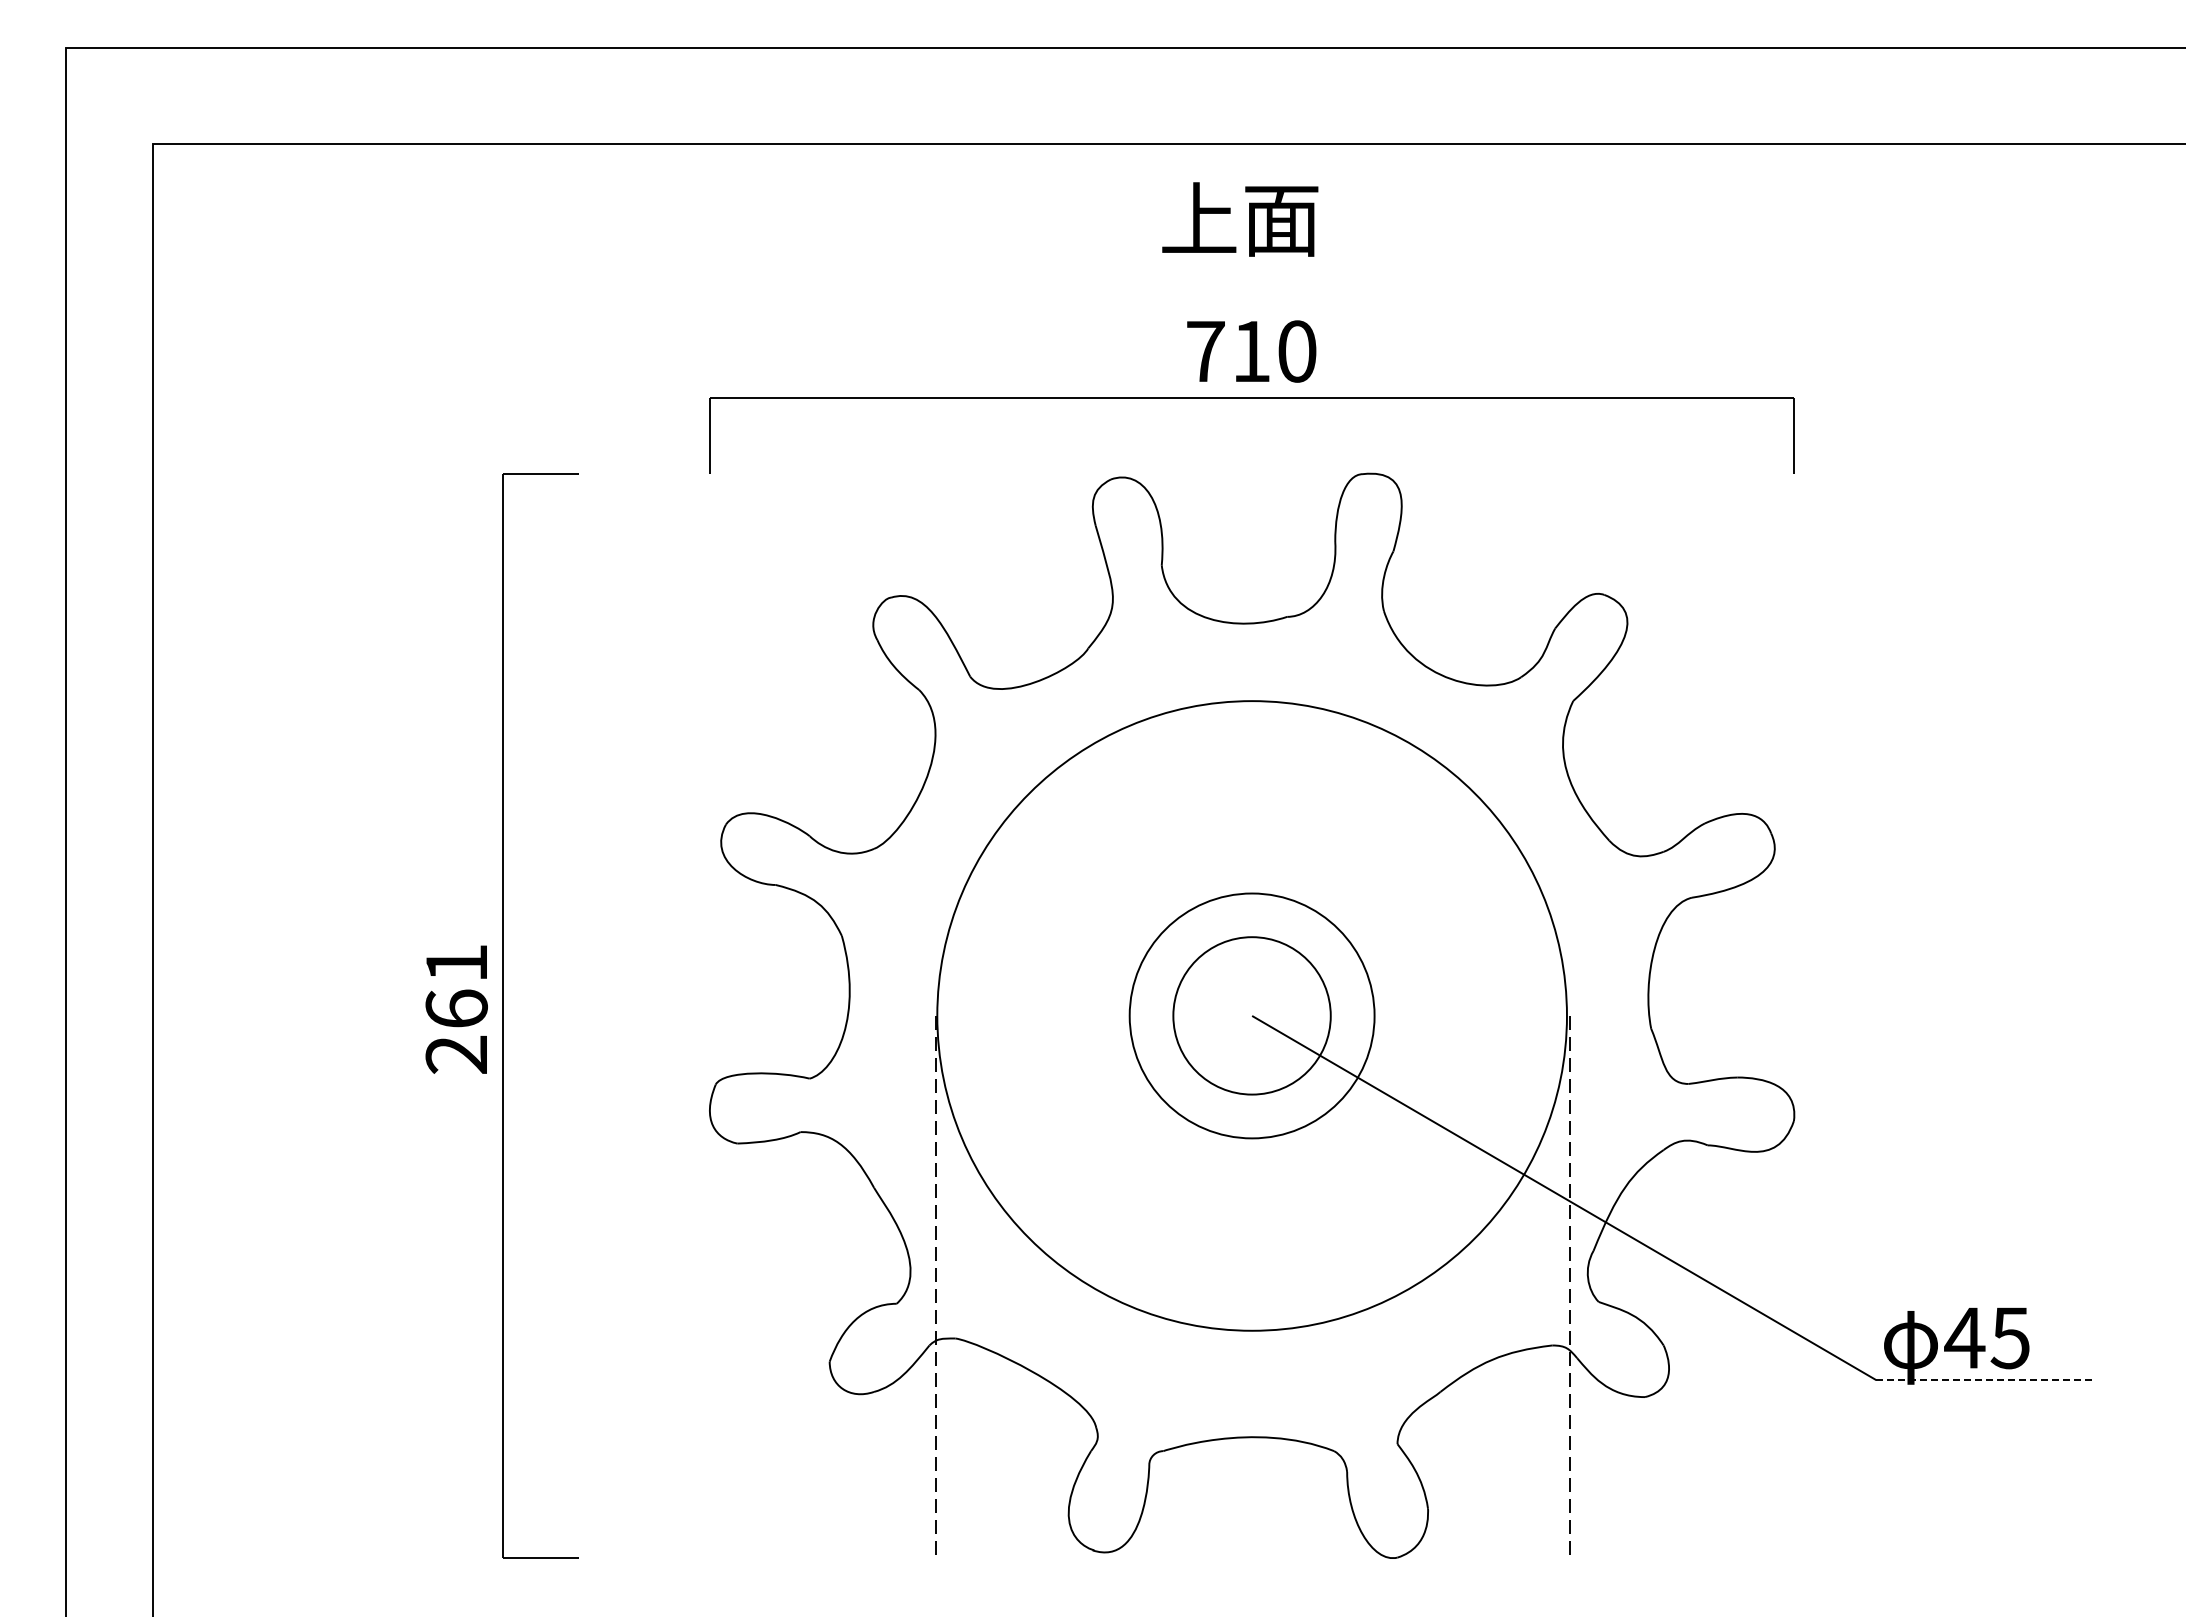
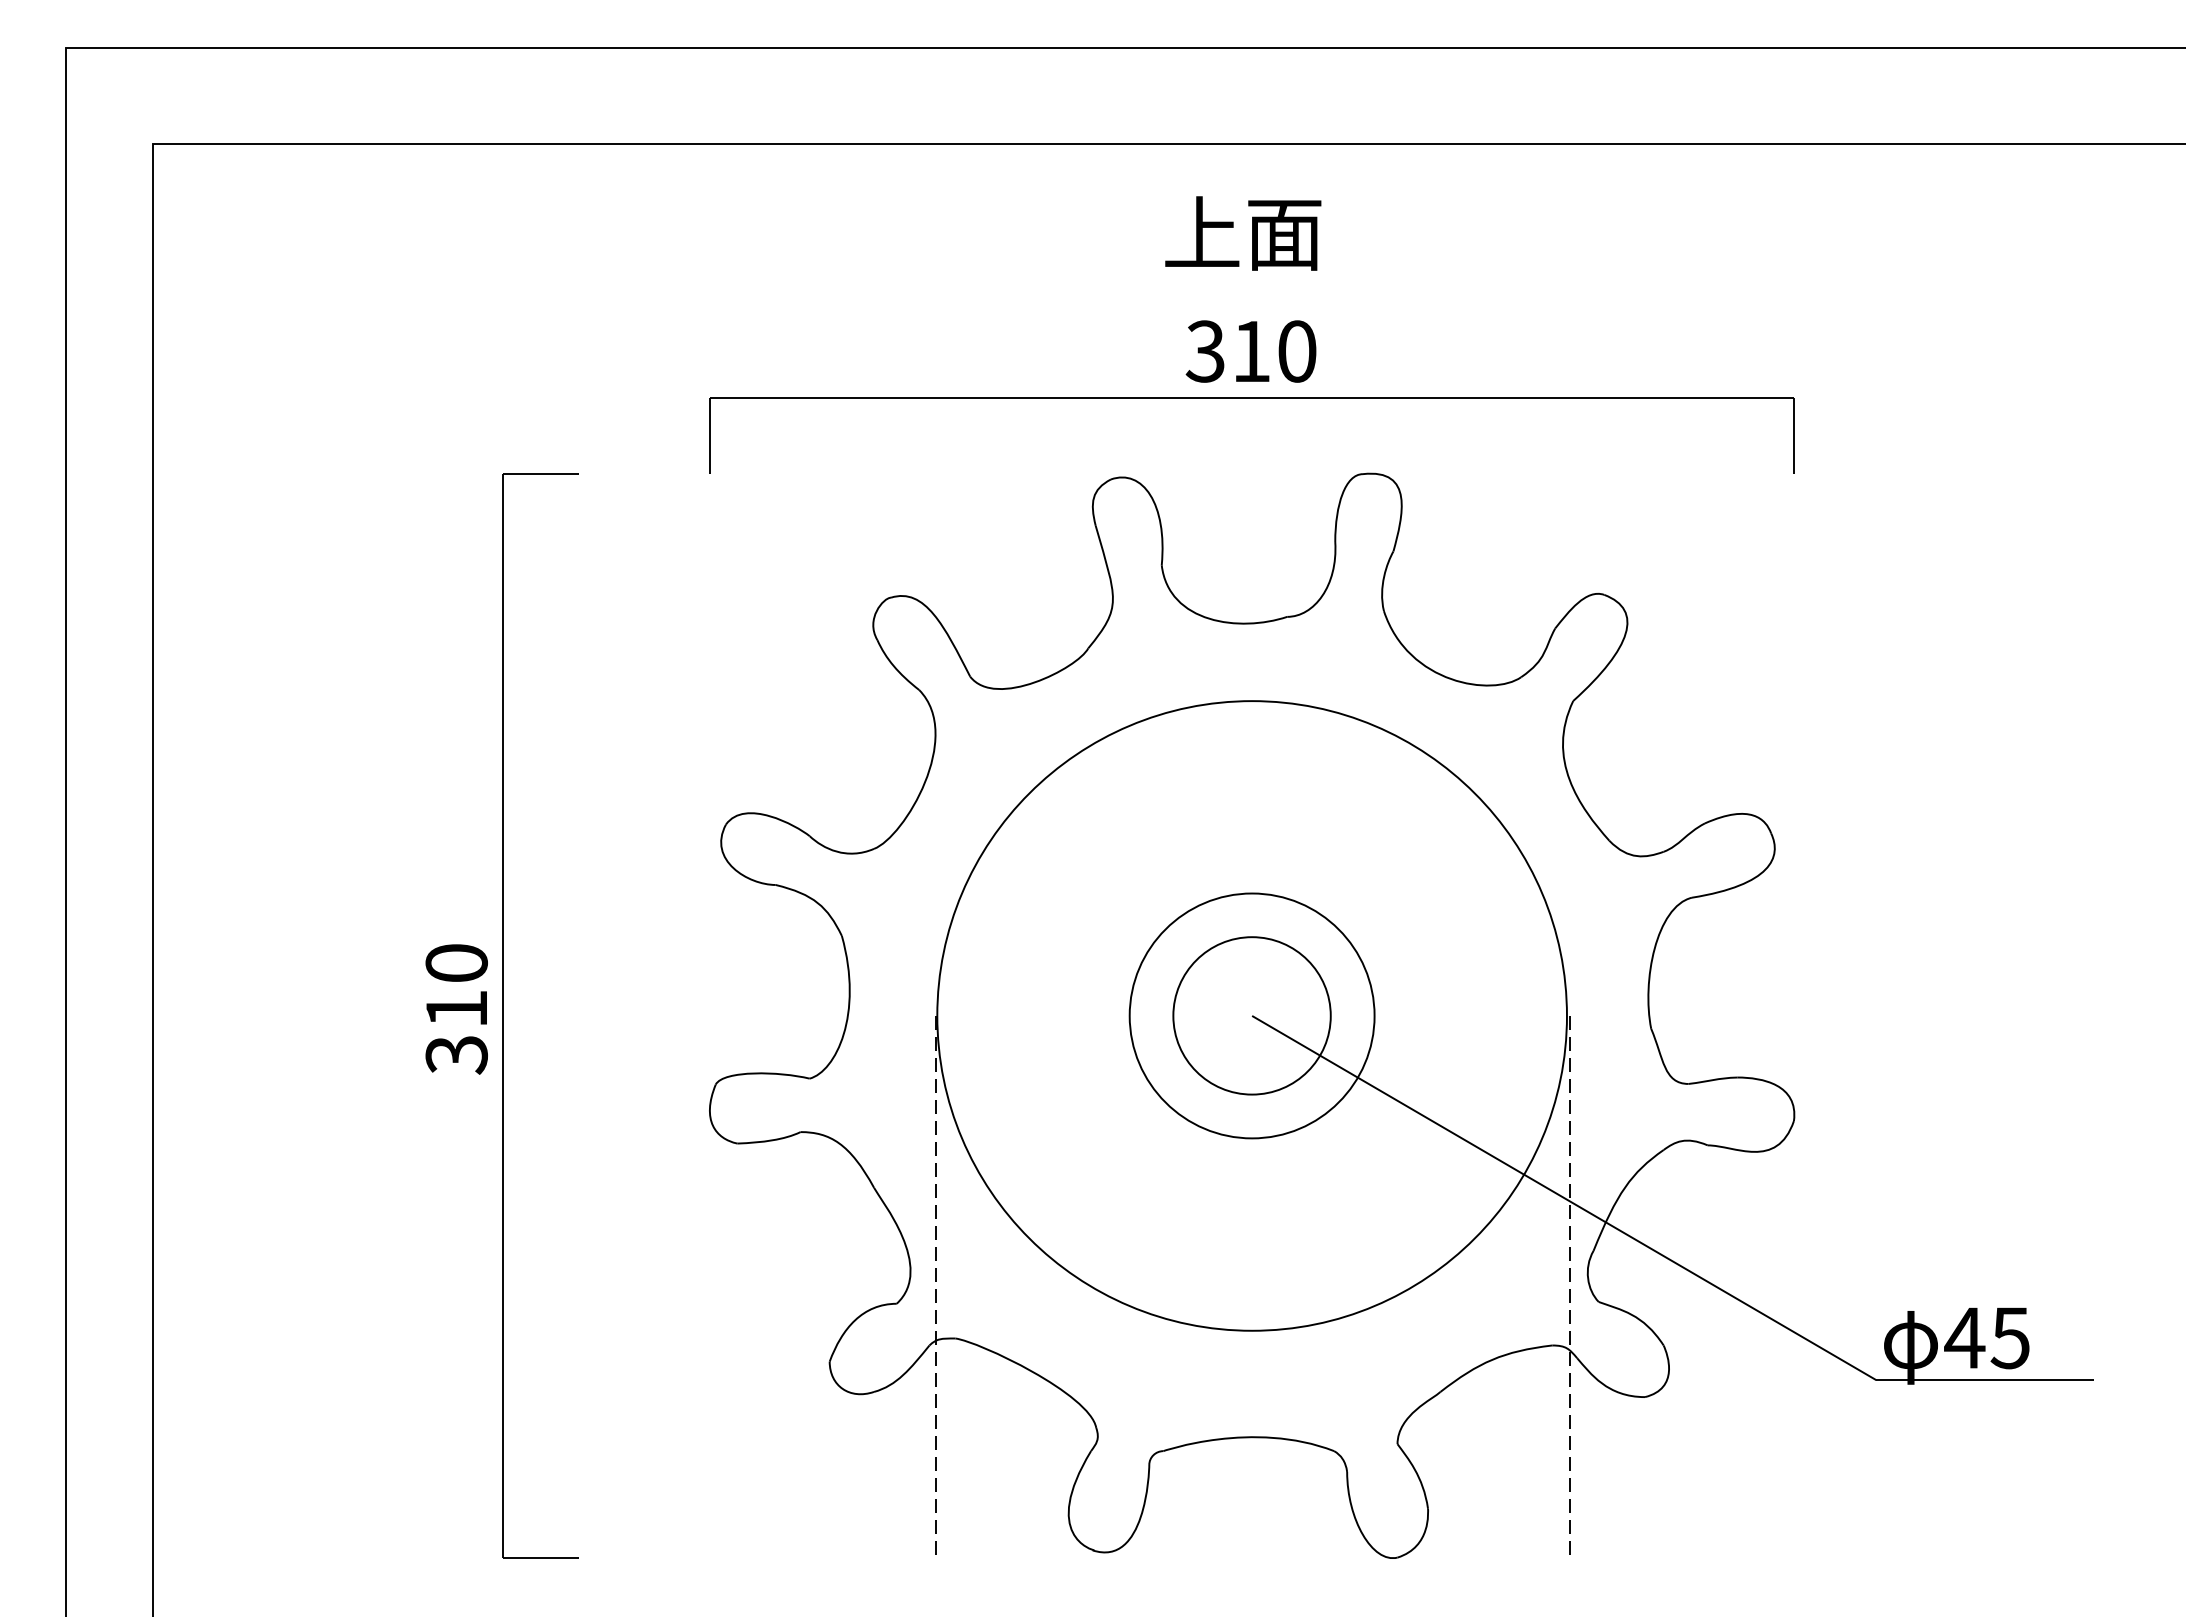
text position: (1240, 219) -> (1243, 233) (1243, 233)
text: 710 -> 310 (1204, 351)
text: 261 -> 310 (456, 1009)
line: dashed -> solid (1985, 1380)
